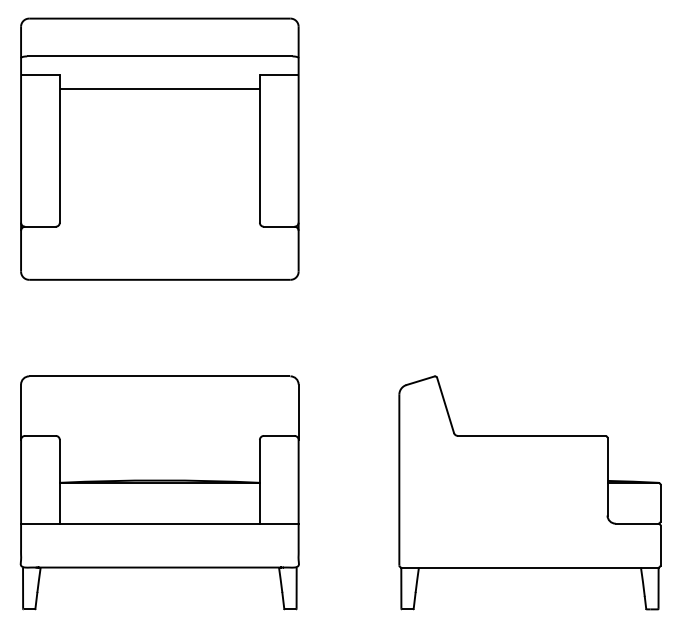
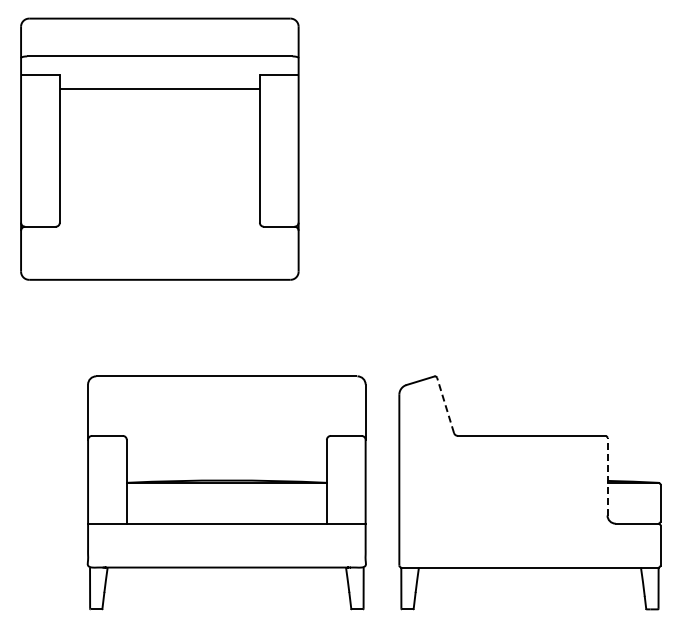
line: solid -> dashed (445, 405)
line: solid -> dashed (607, 476)
part position: (159, 492) -> (226, 492) (226, 492)
